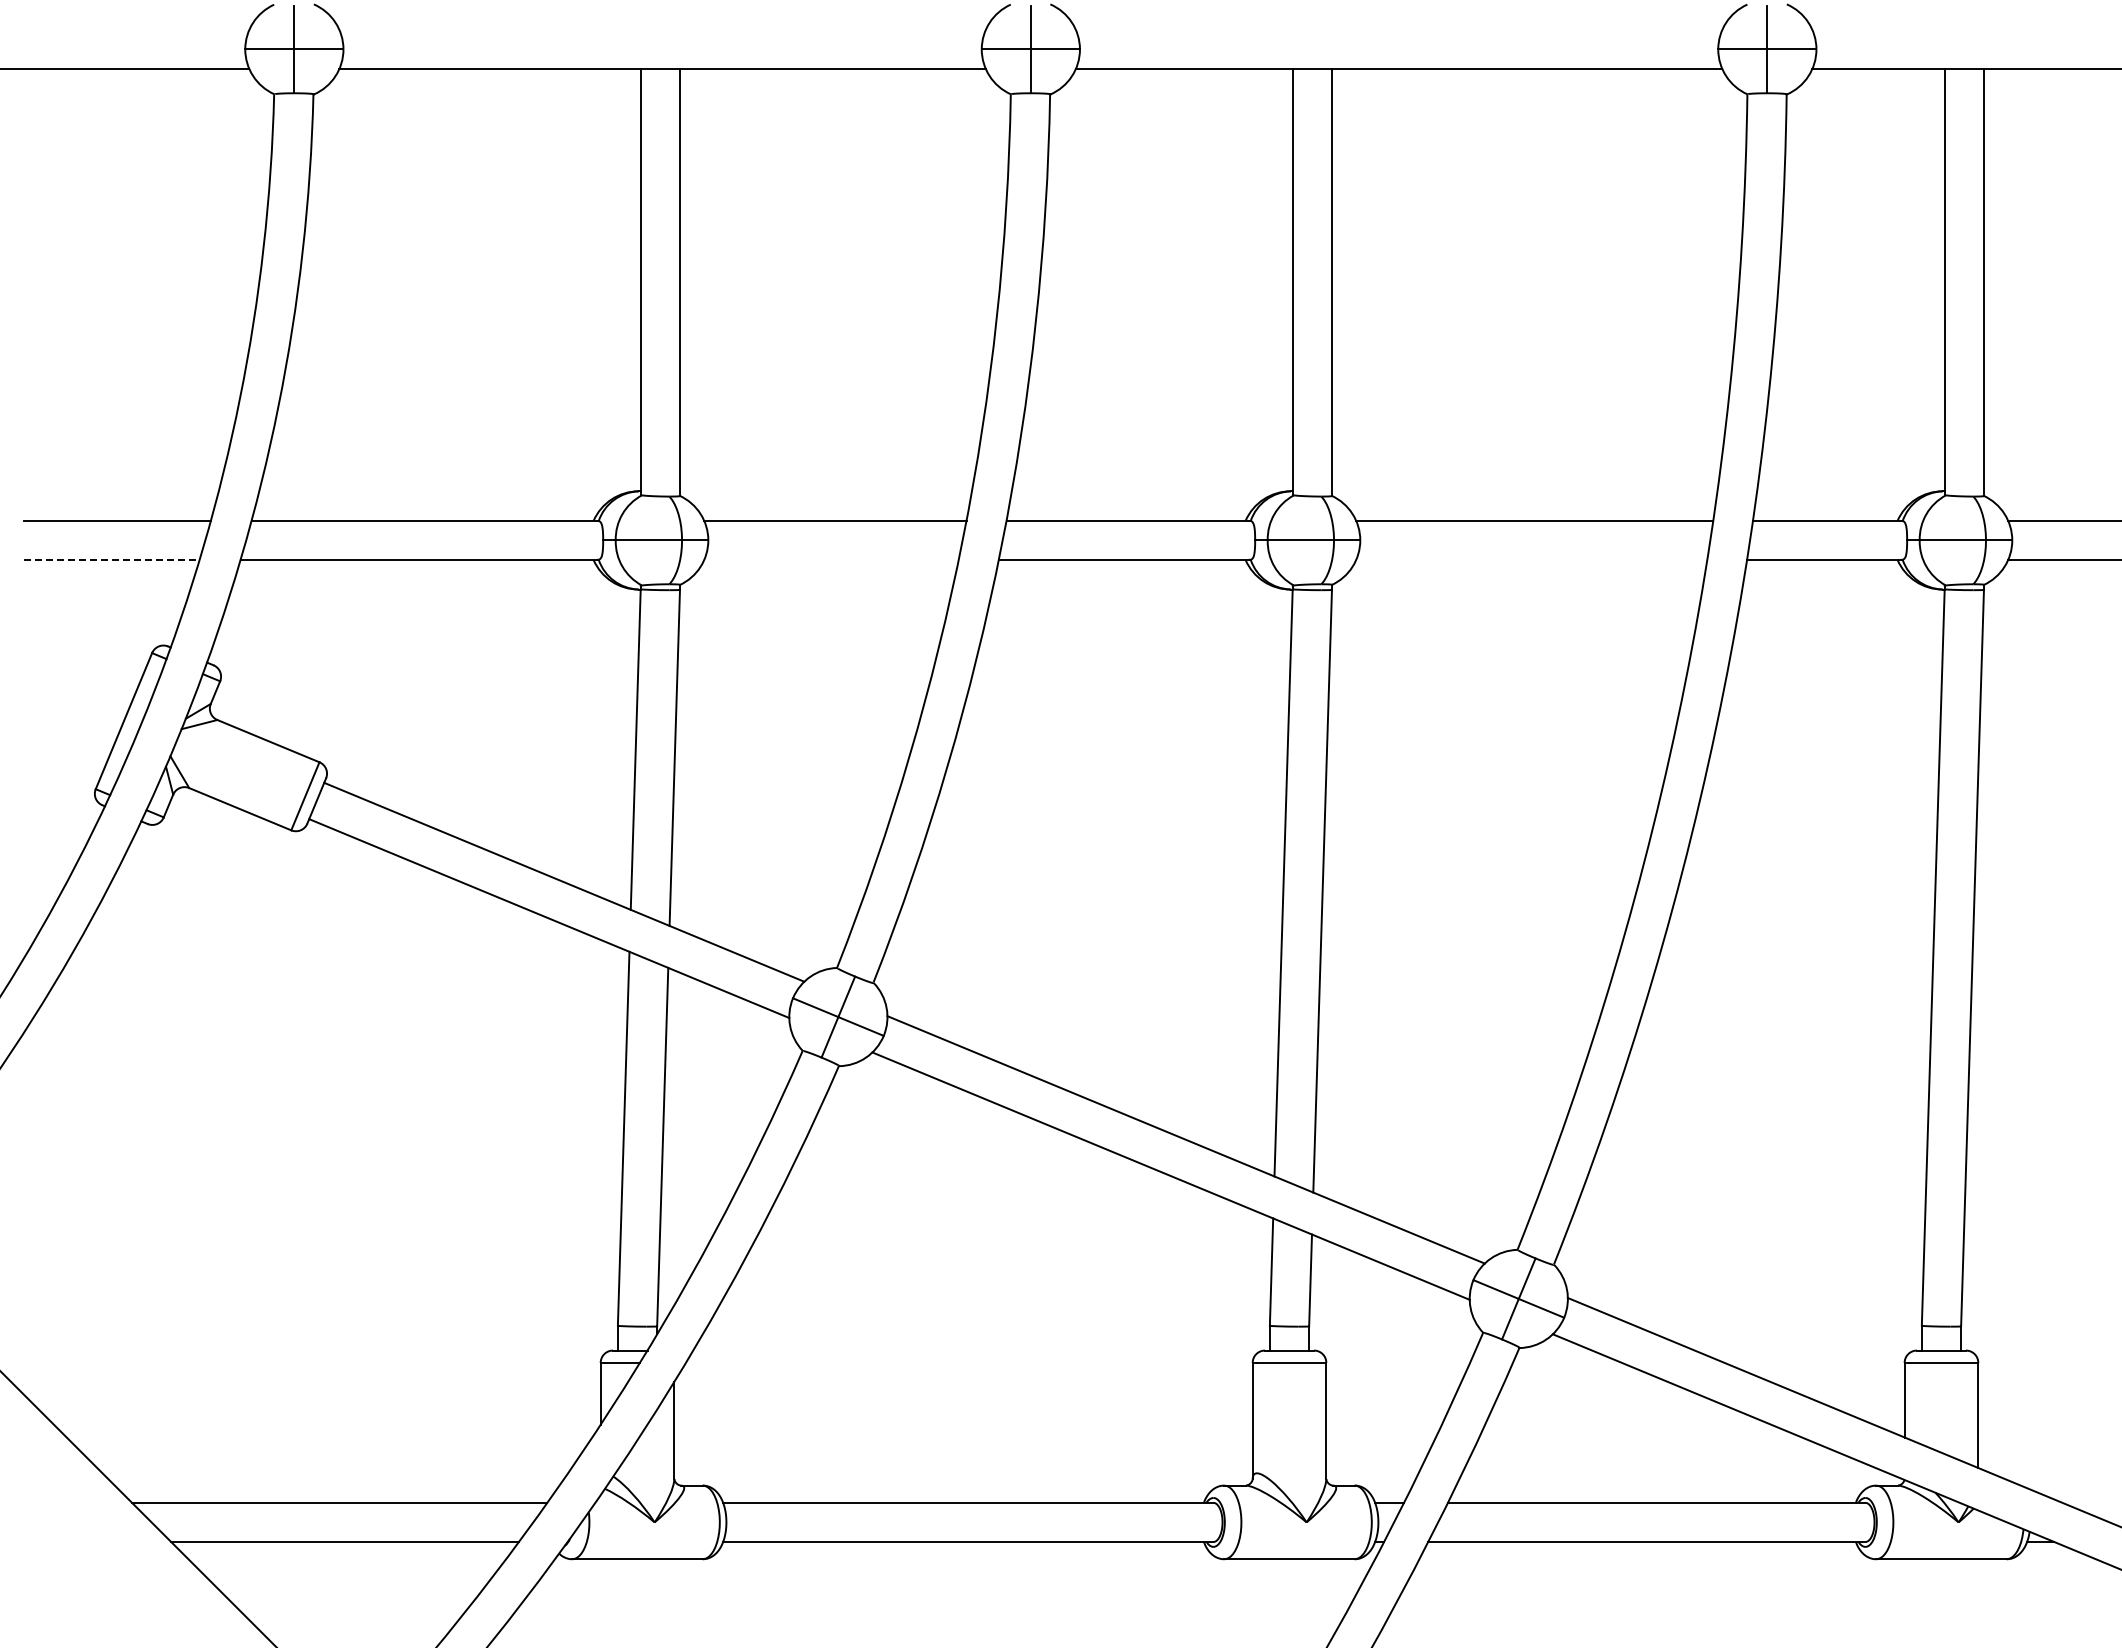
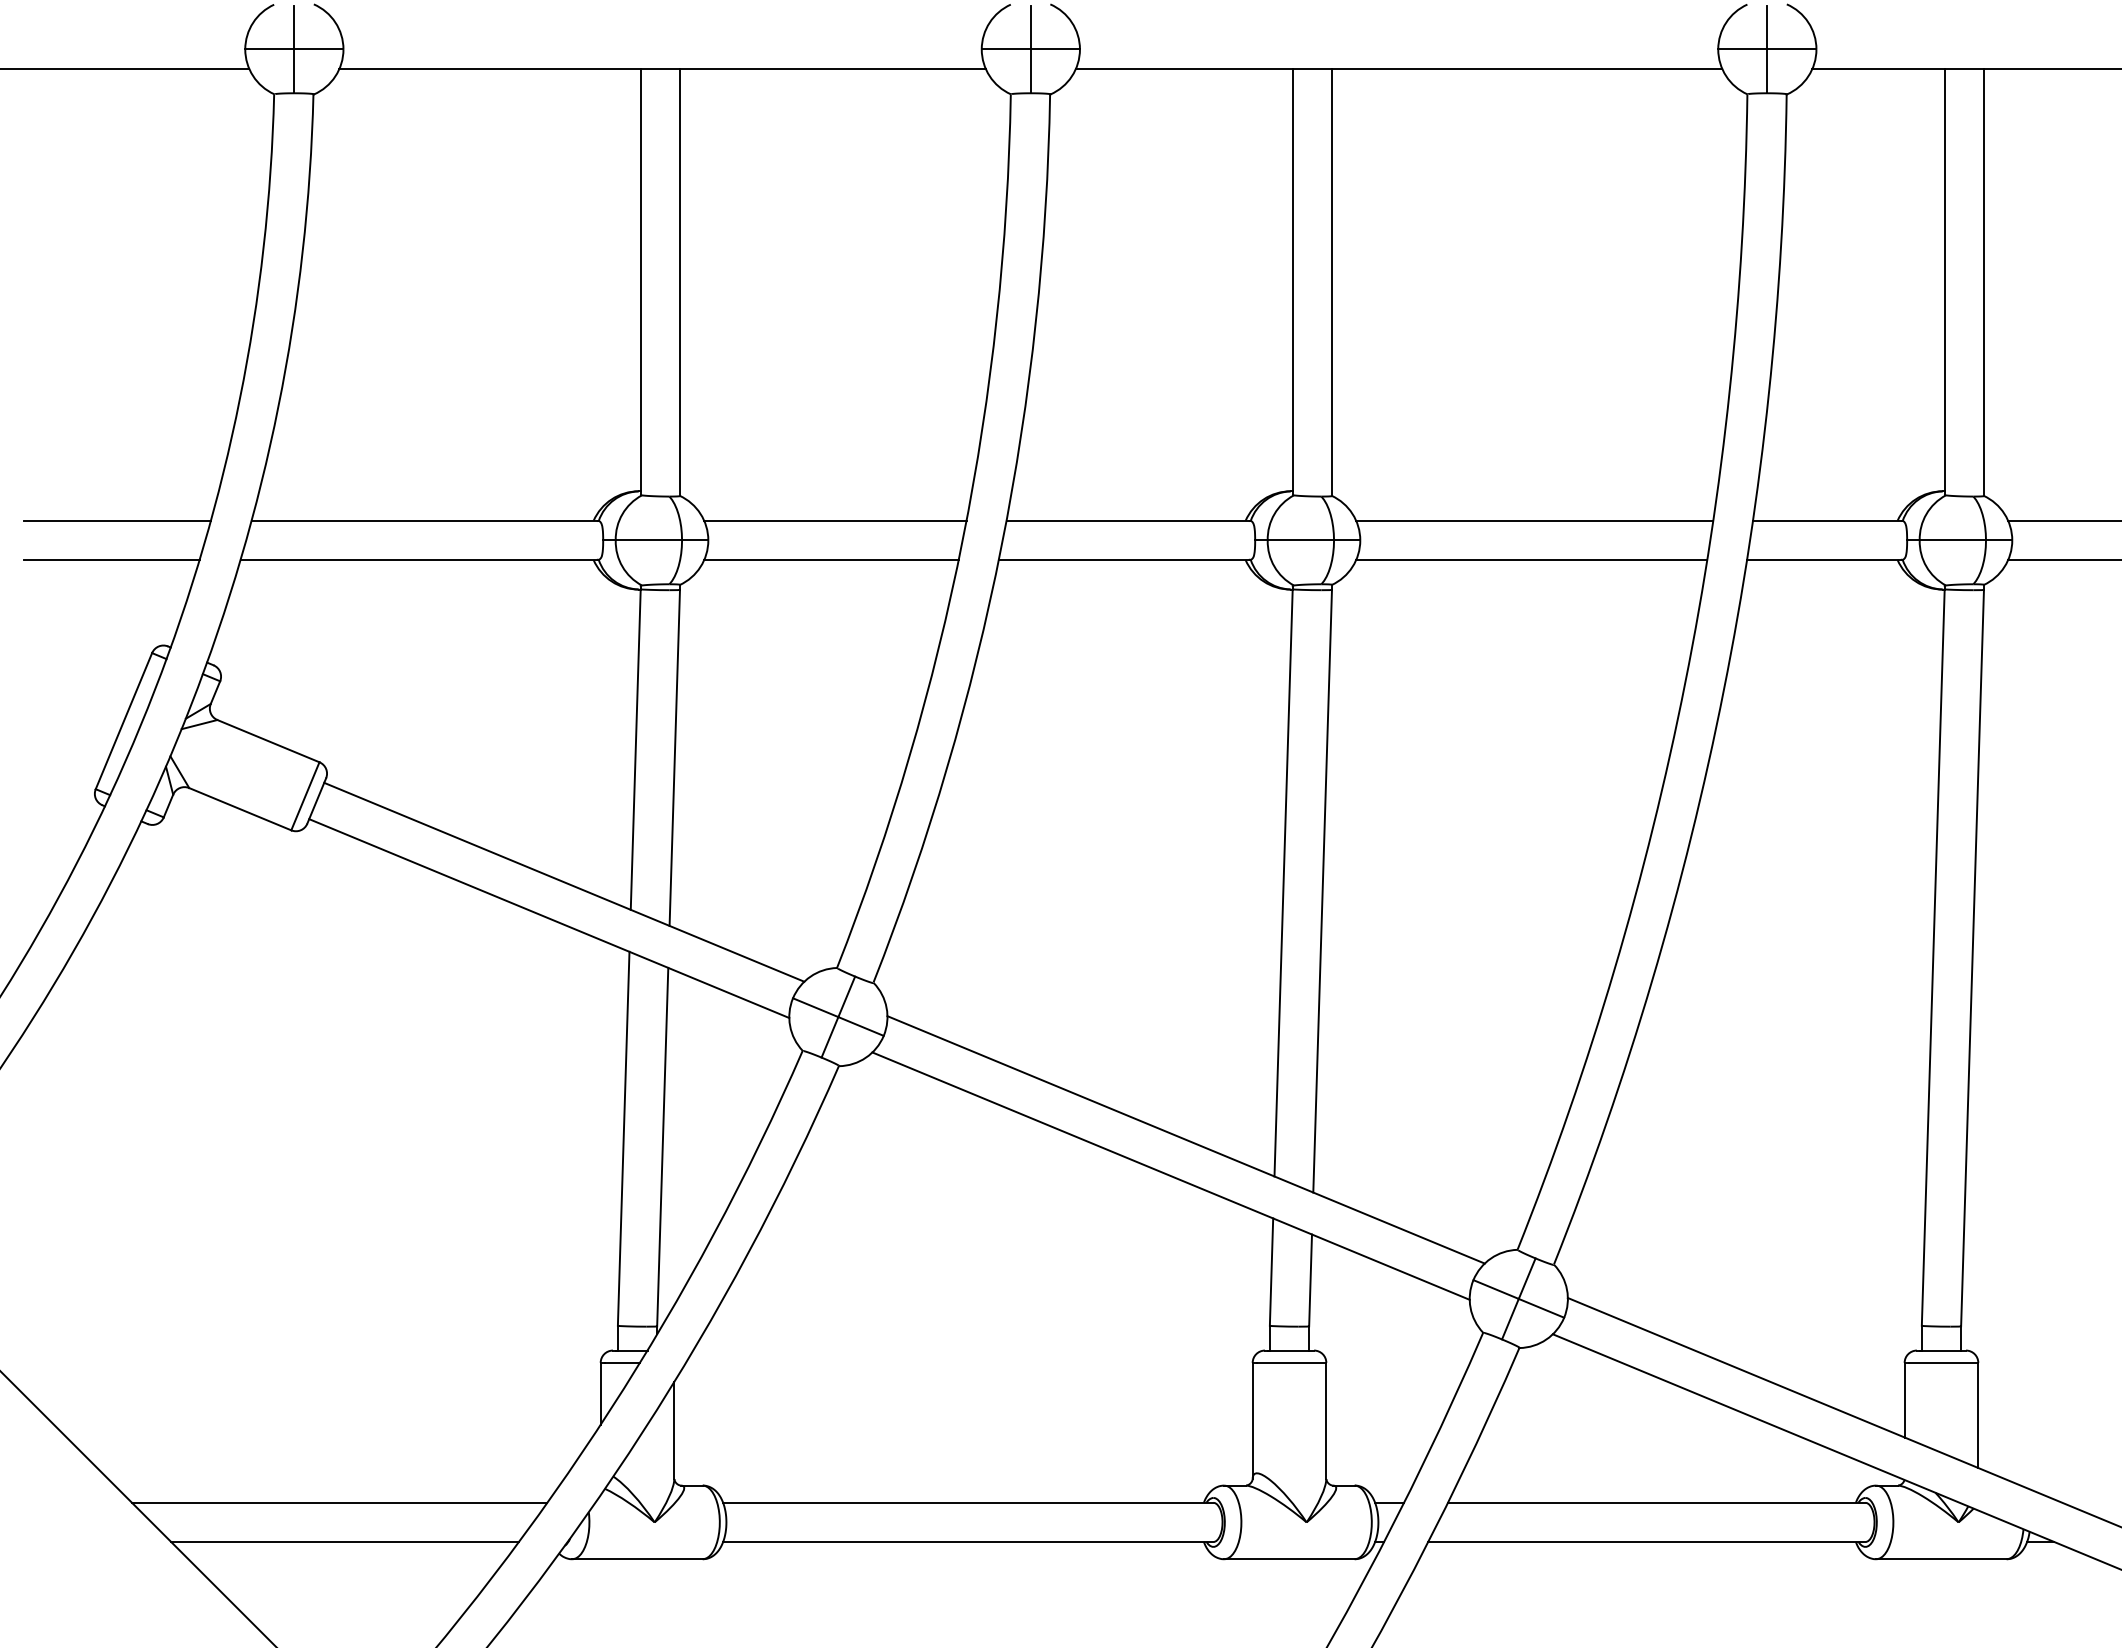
line: dashed -> solid (111, 560)
line: none -> present (831, 560)
line: none -> present (1531, 560)
